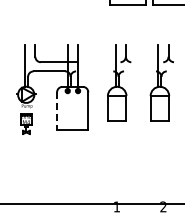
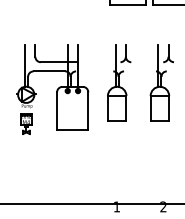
line: dashed -> solid (57, 111)
